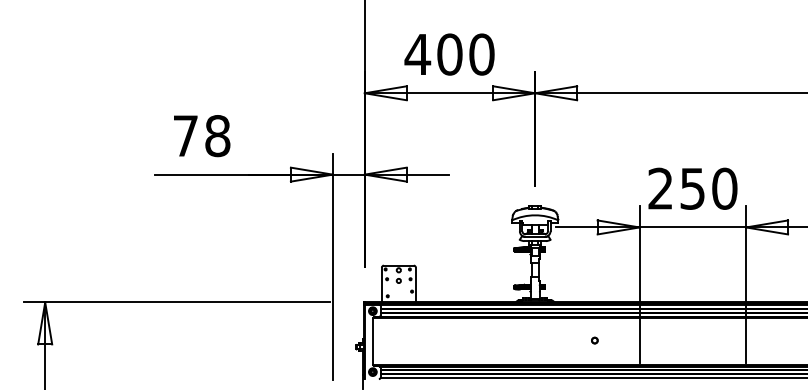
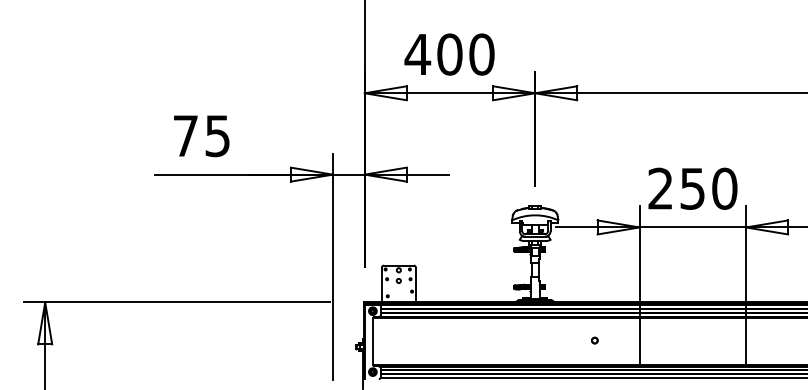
text: 78 -> 75 (217, 136)
